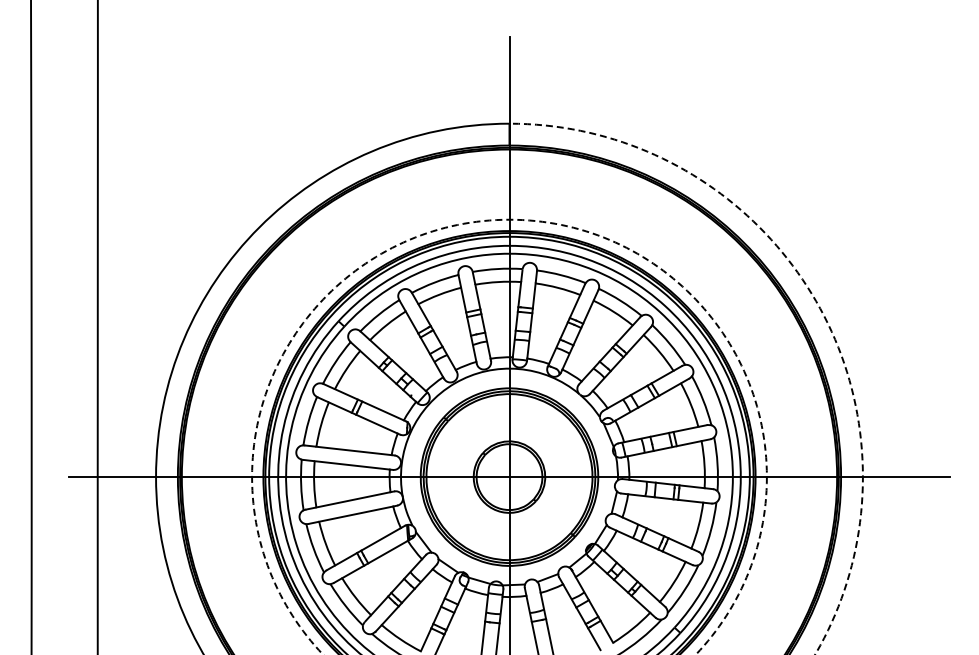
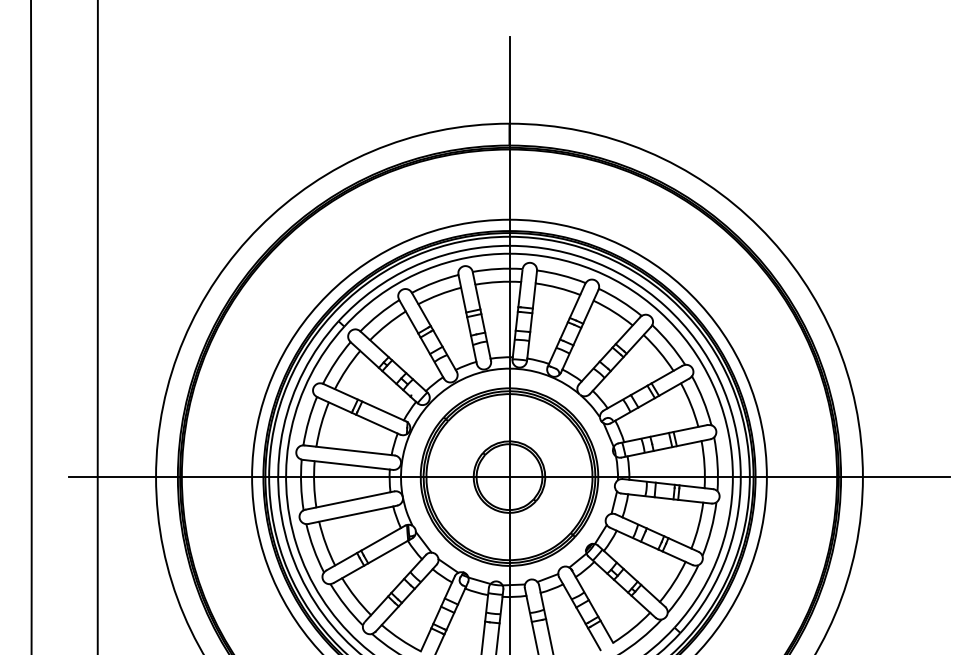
arc: dashed -> solid (816, 301)
circle: dashed -> solid (509, 436)
